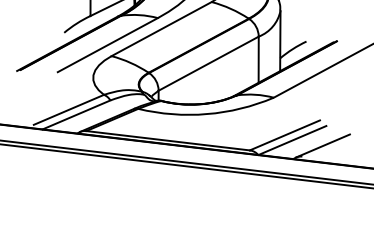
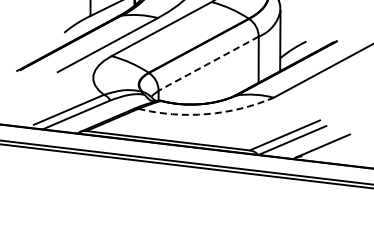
line: solid -> dashed (208, 63)
arc: solid -> dashed (206, 114)
